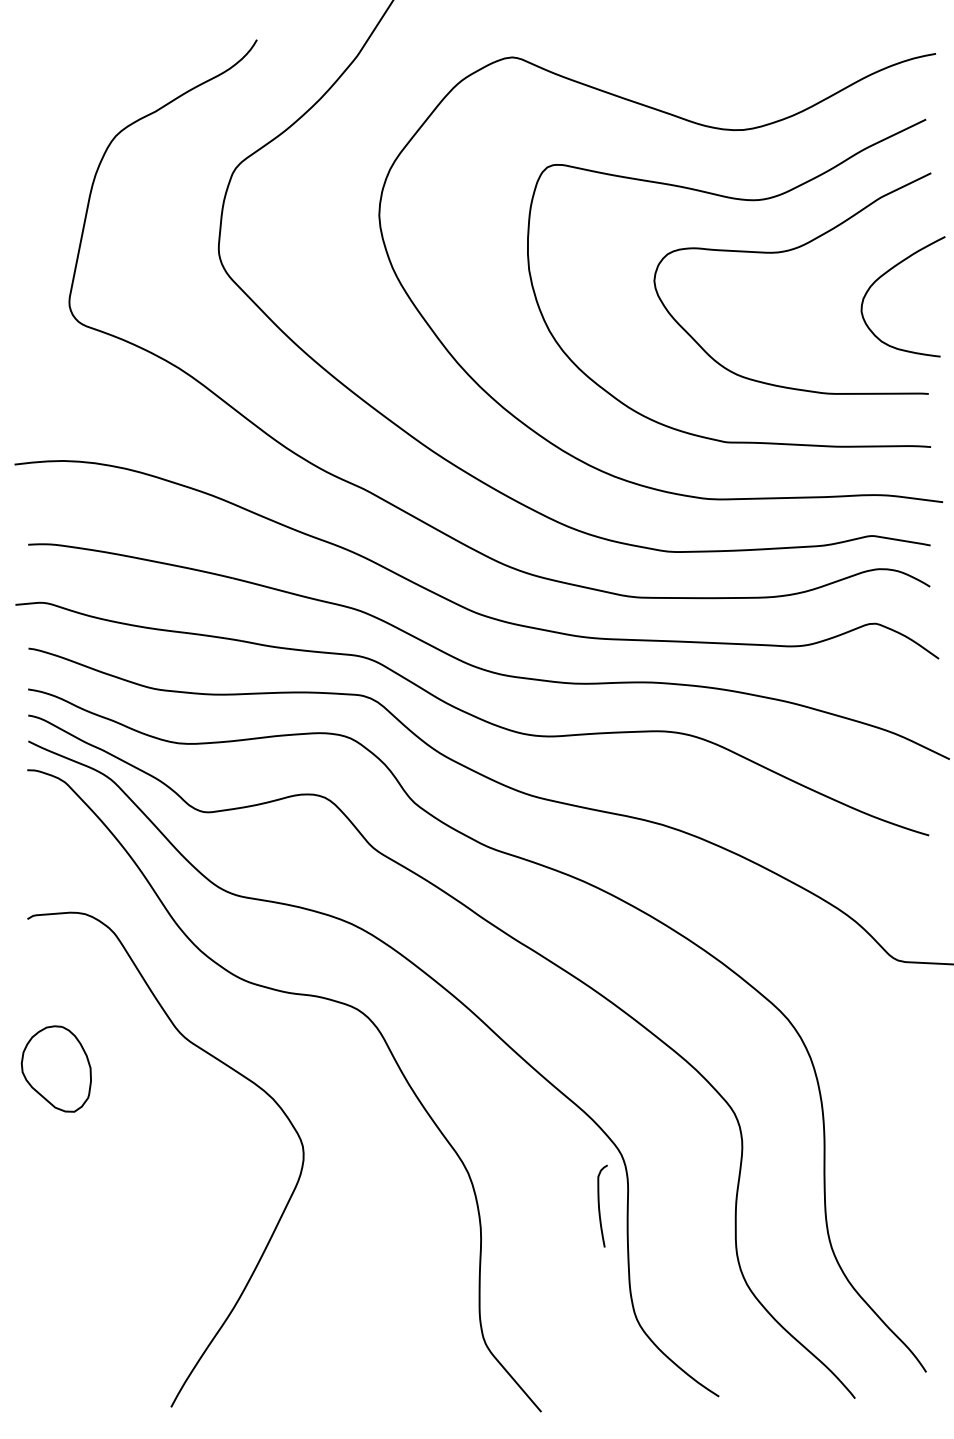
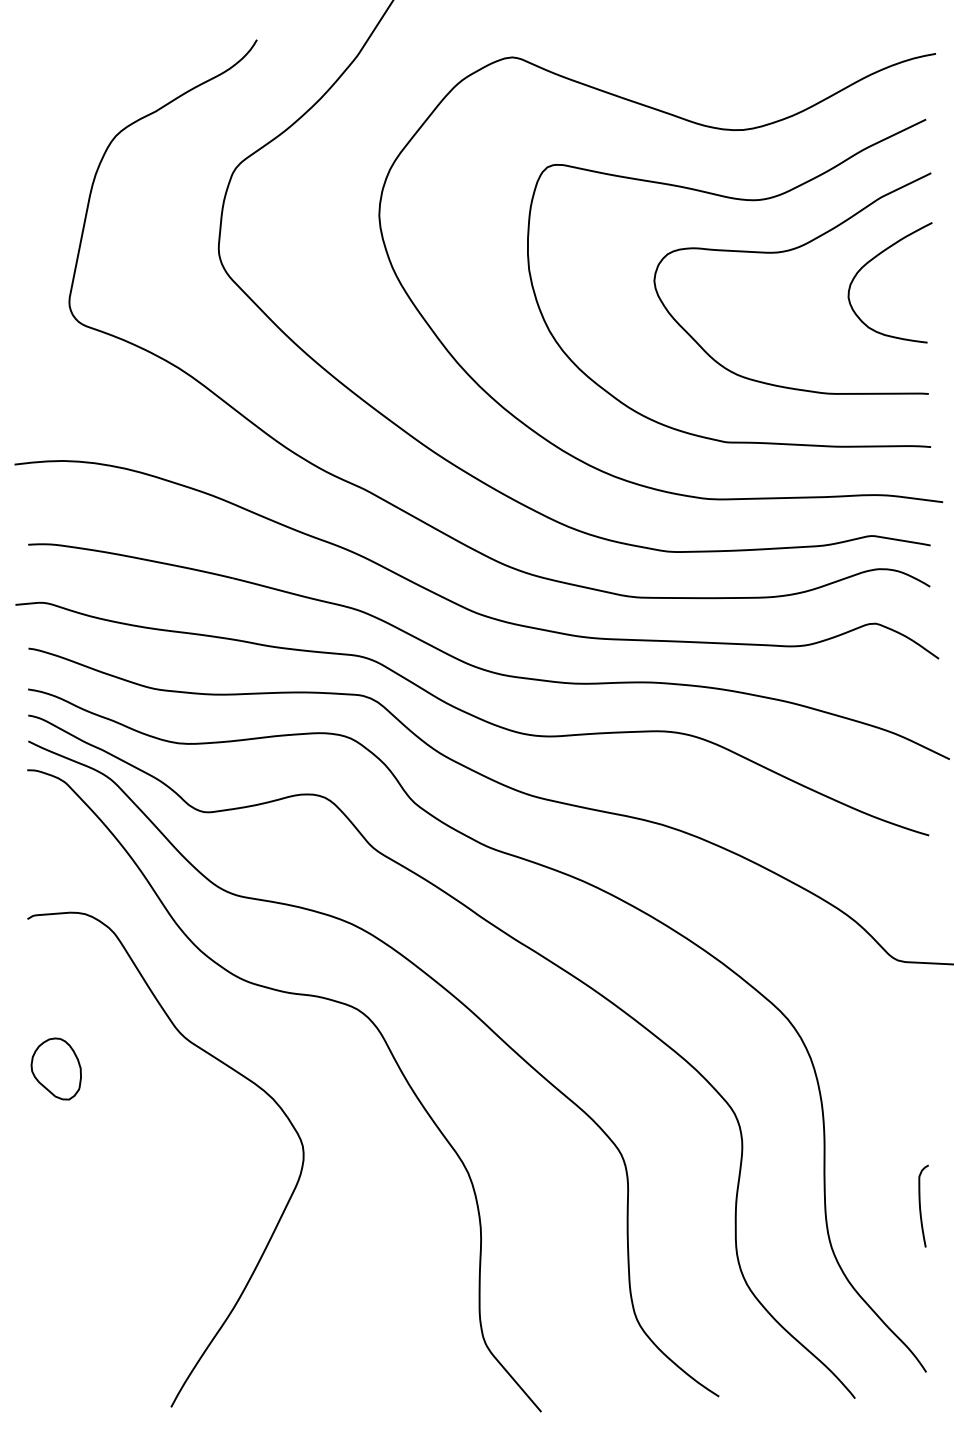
curve position: (884, 275) -> (871, 261) (871, 261)
part size: 72x88 px -> 52x64 px (55, 1068)
curve position: (599, 1205) -> (920, 1205) (920, 1205)
